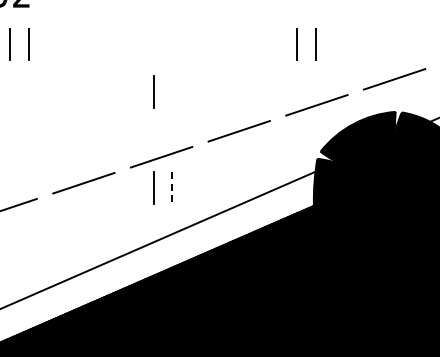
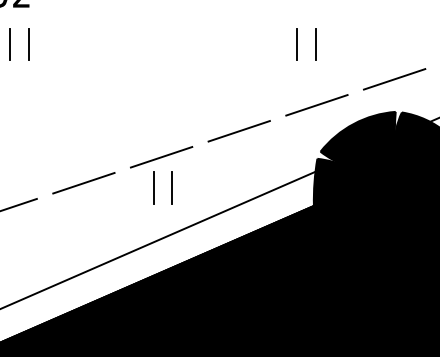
line: present -> none (153, 91)
line: dashed -> solid (172, 188)
